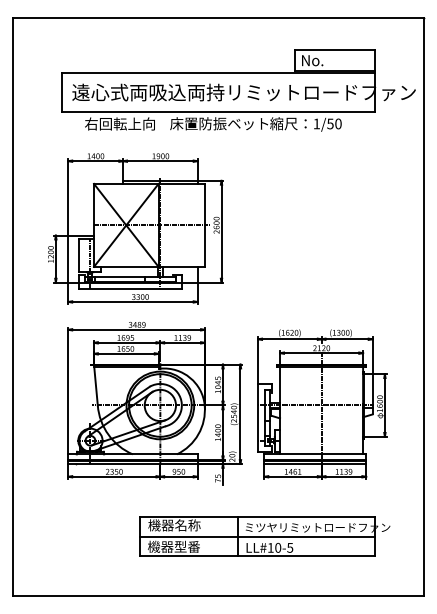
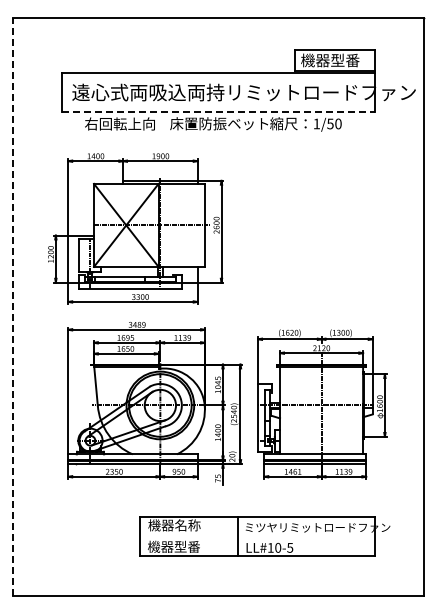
text: No. -> 機器型番 (330, 60)
line: solid -> dashed (218, 112)
line: solid -> dashed (13, 307)
line: present -> none (257, 536)
